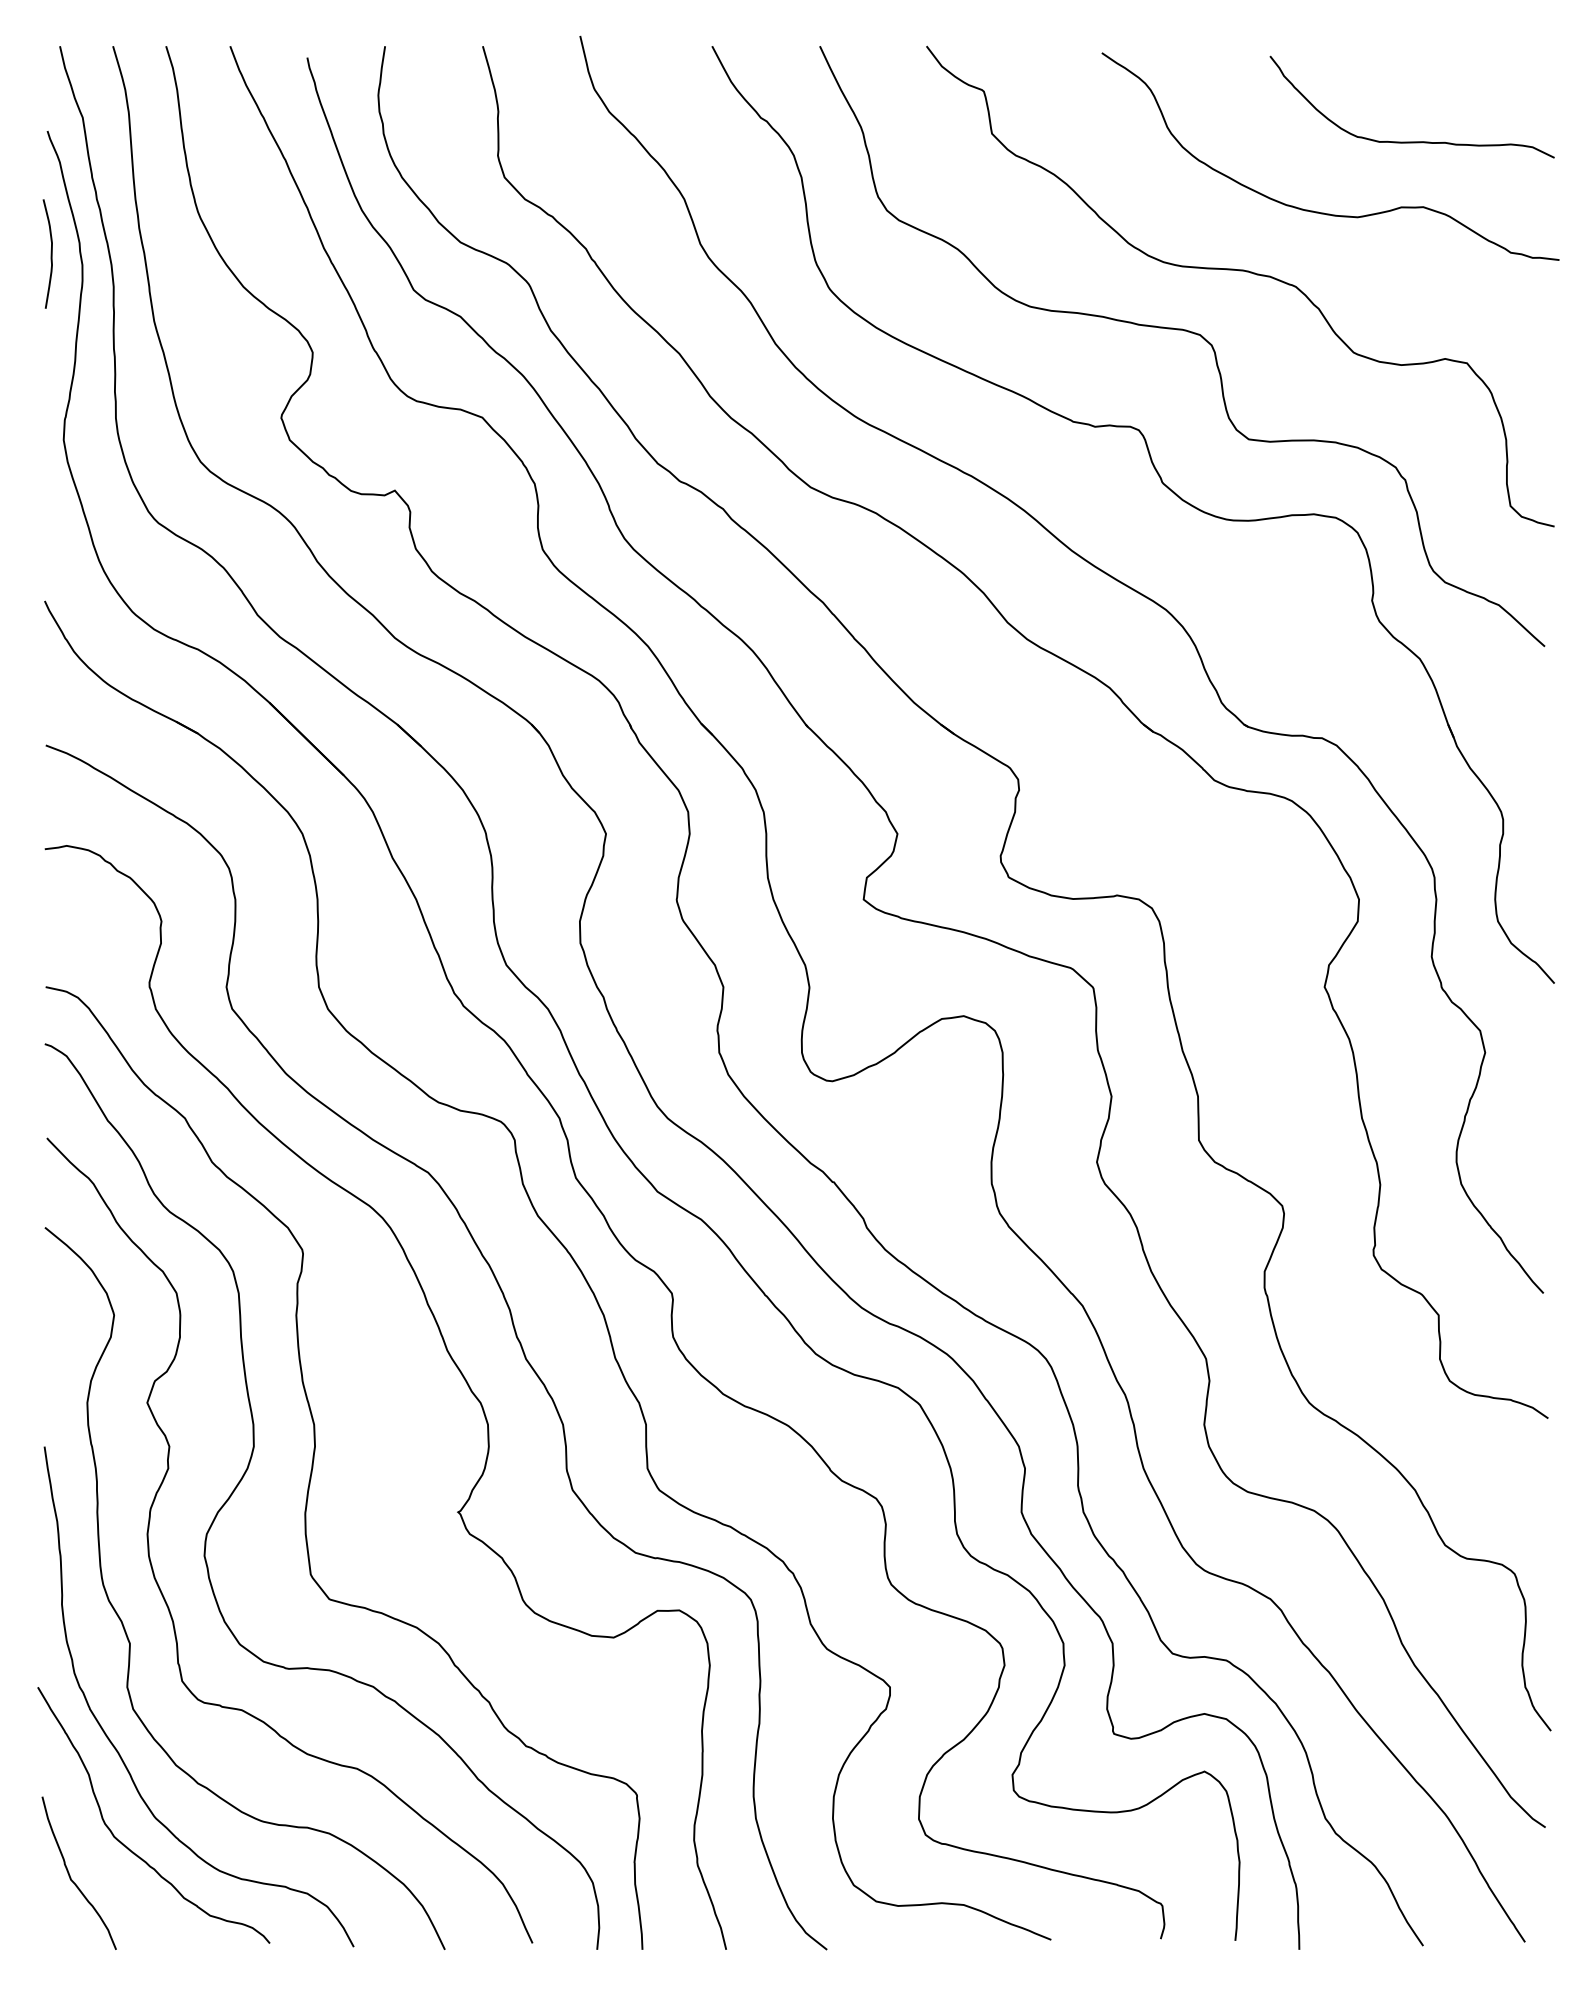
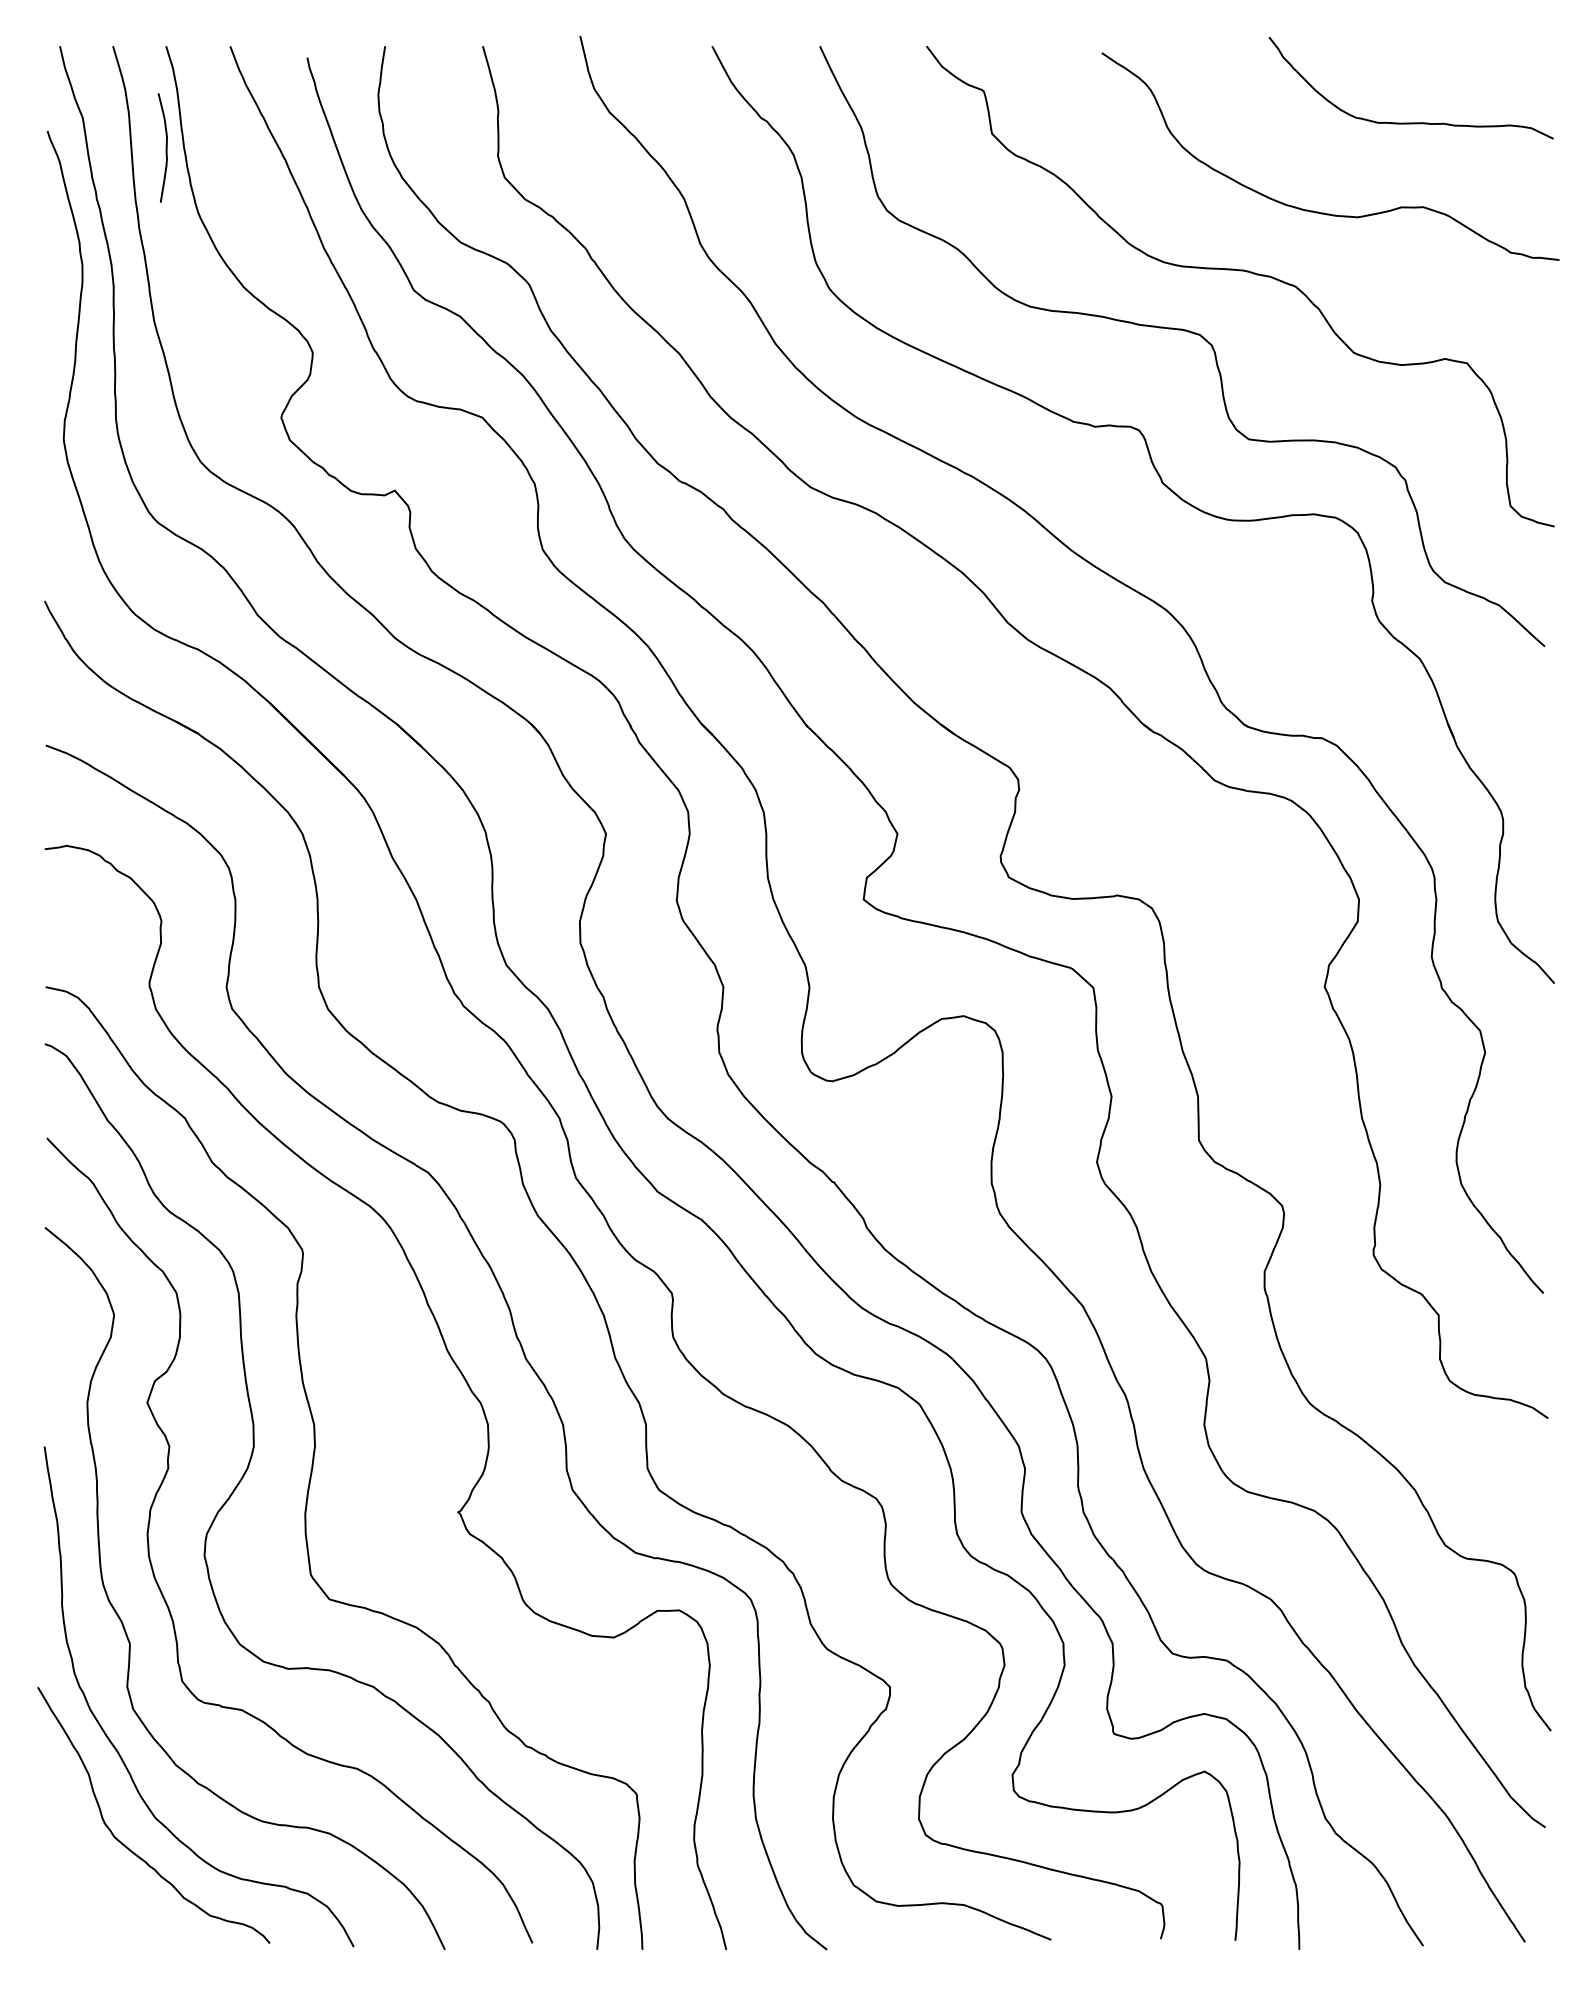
curve position: (1411, 141) -> (1410, 122) (1410, 122)
curve position: (50, 253) -> (165, 147) (165, 147)
curve: present -> none (70, 1875)
